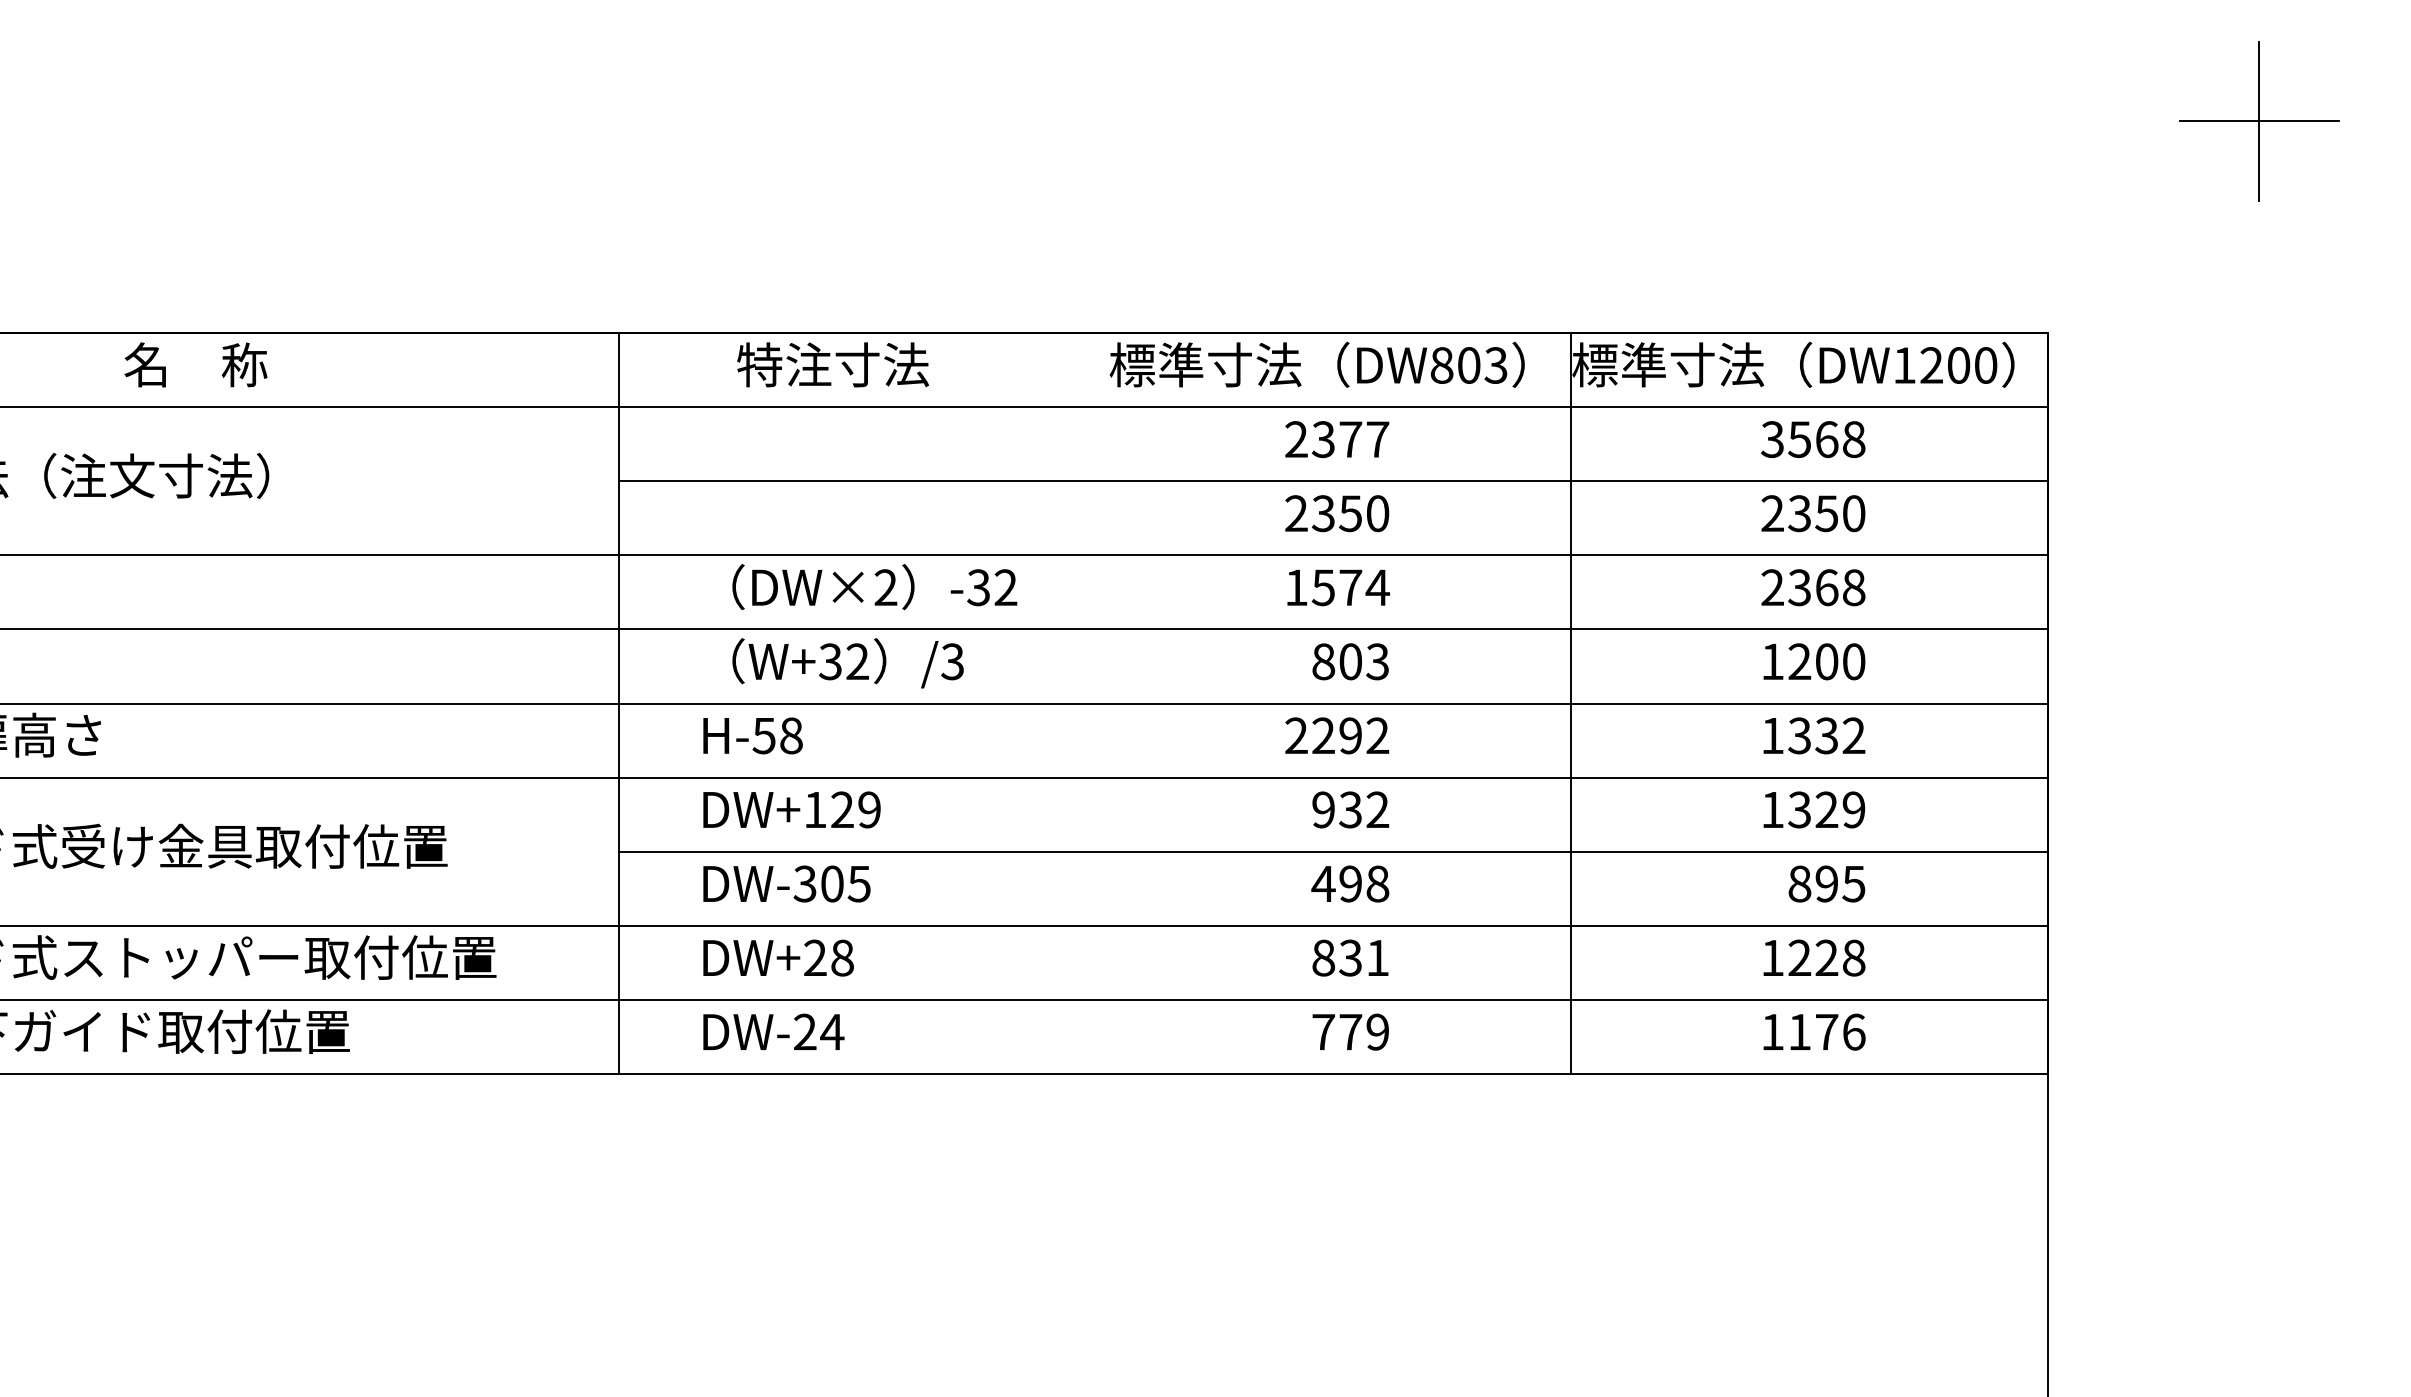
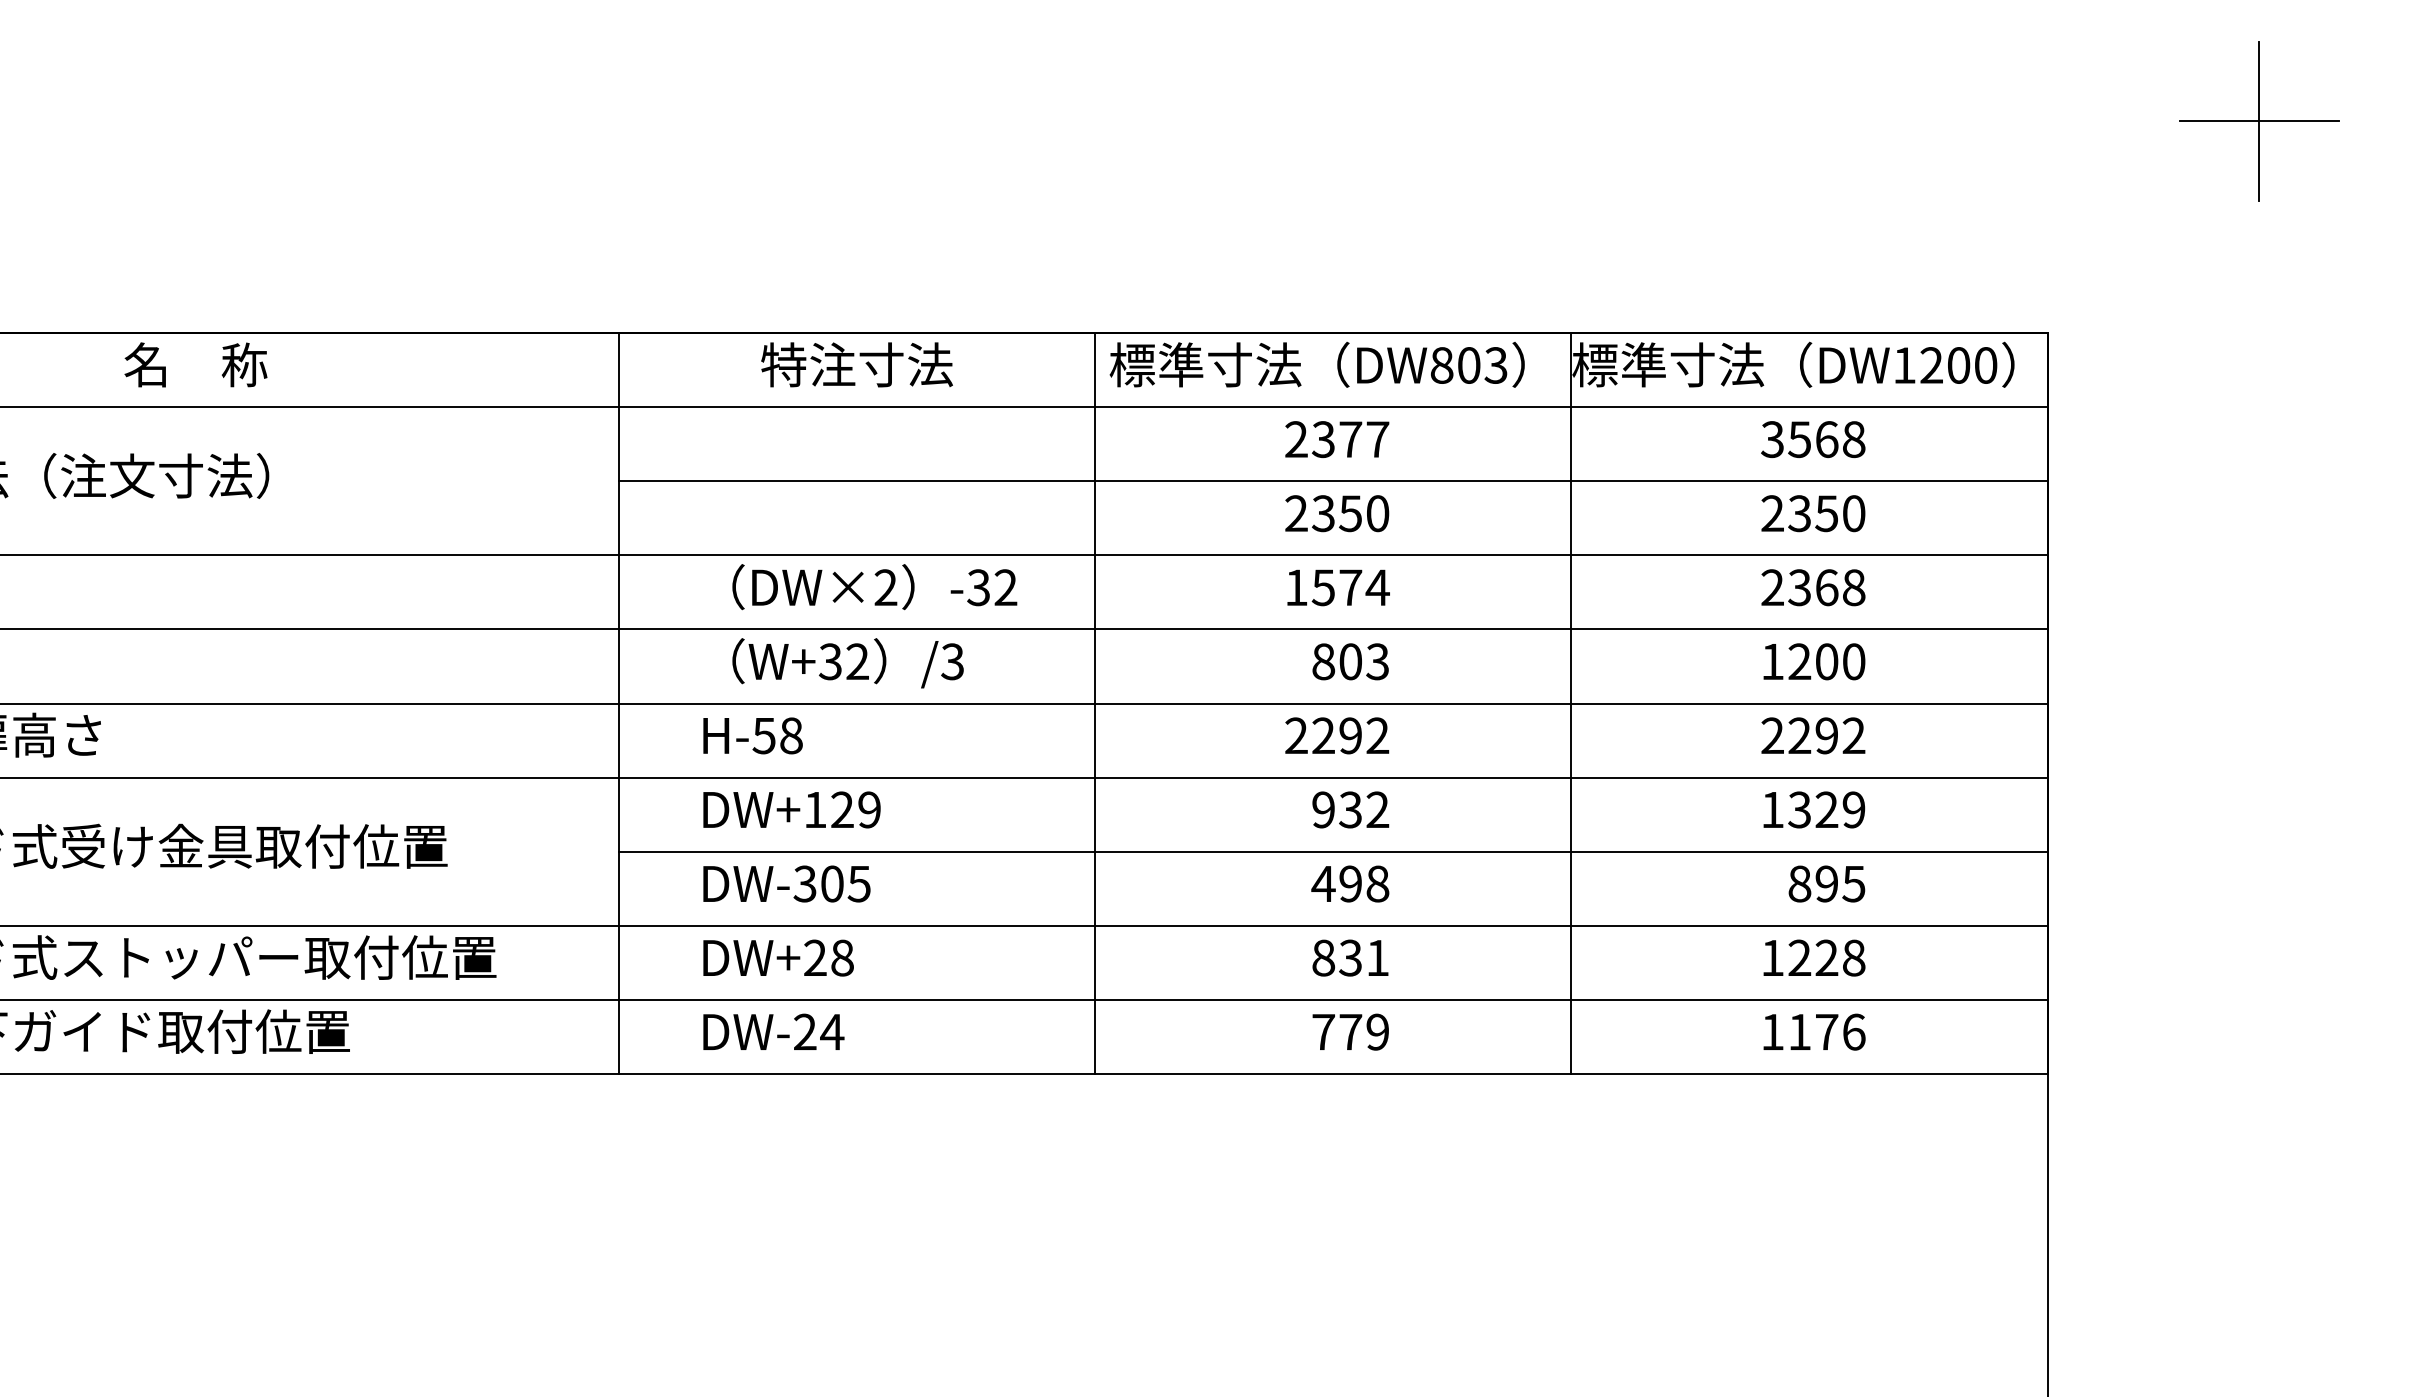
text position: (832, 364) -> (856, 364) (856, 364)
line: none -> present (1095, 703)
text: 1332 -> 2292 (1799, 735)
